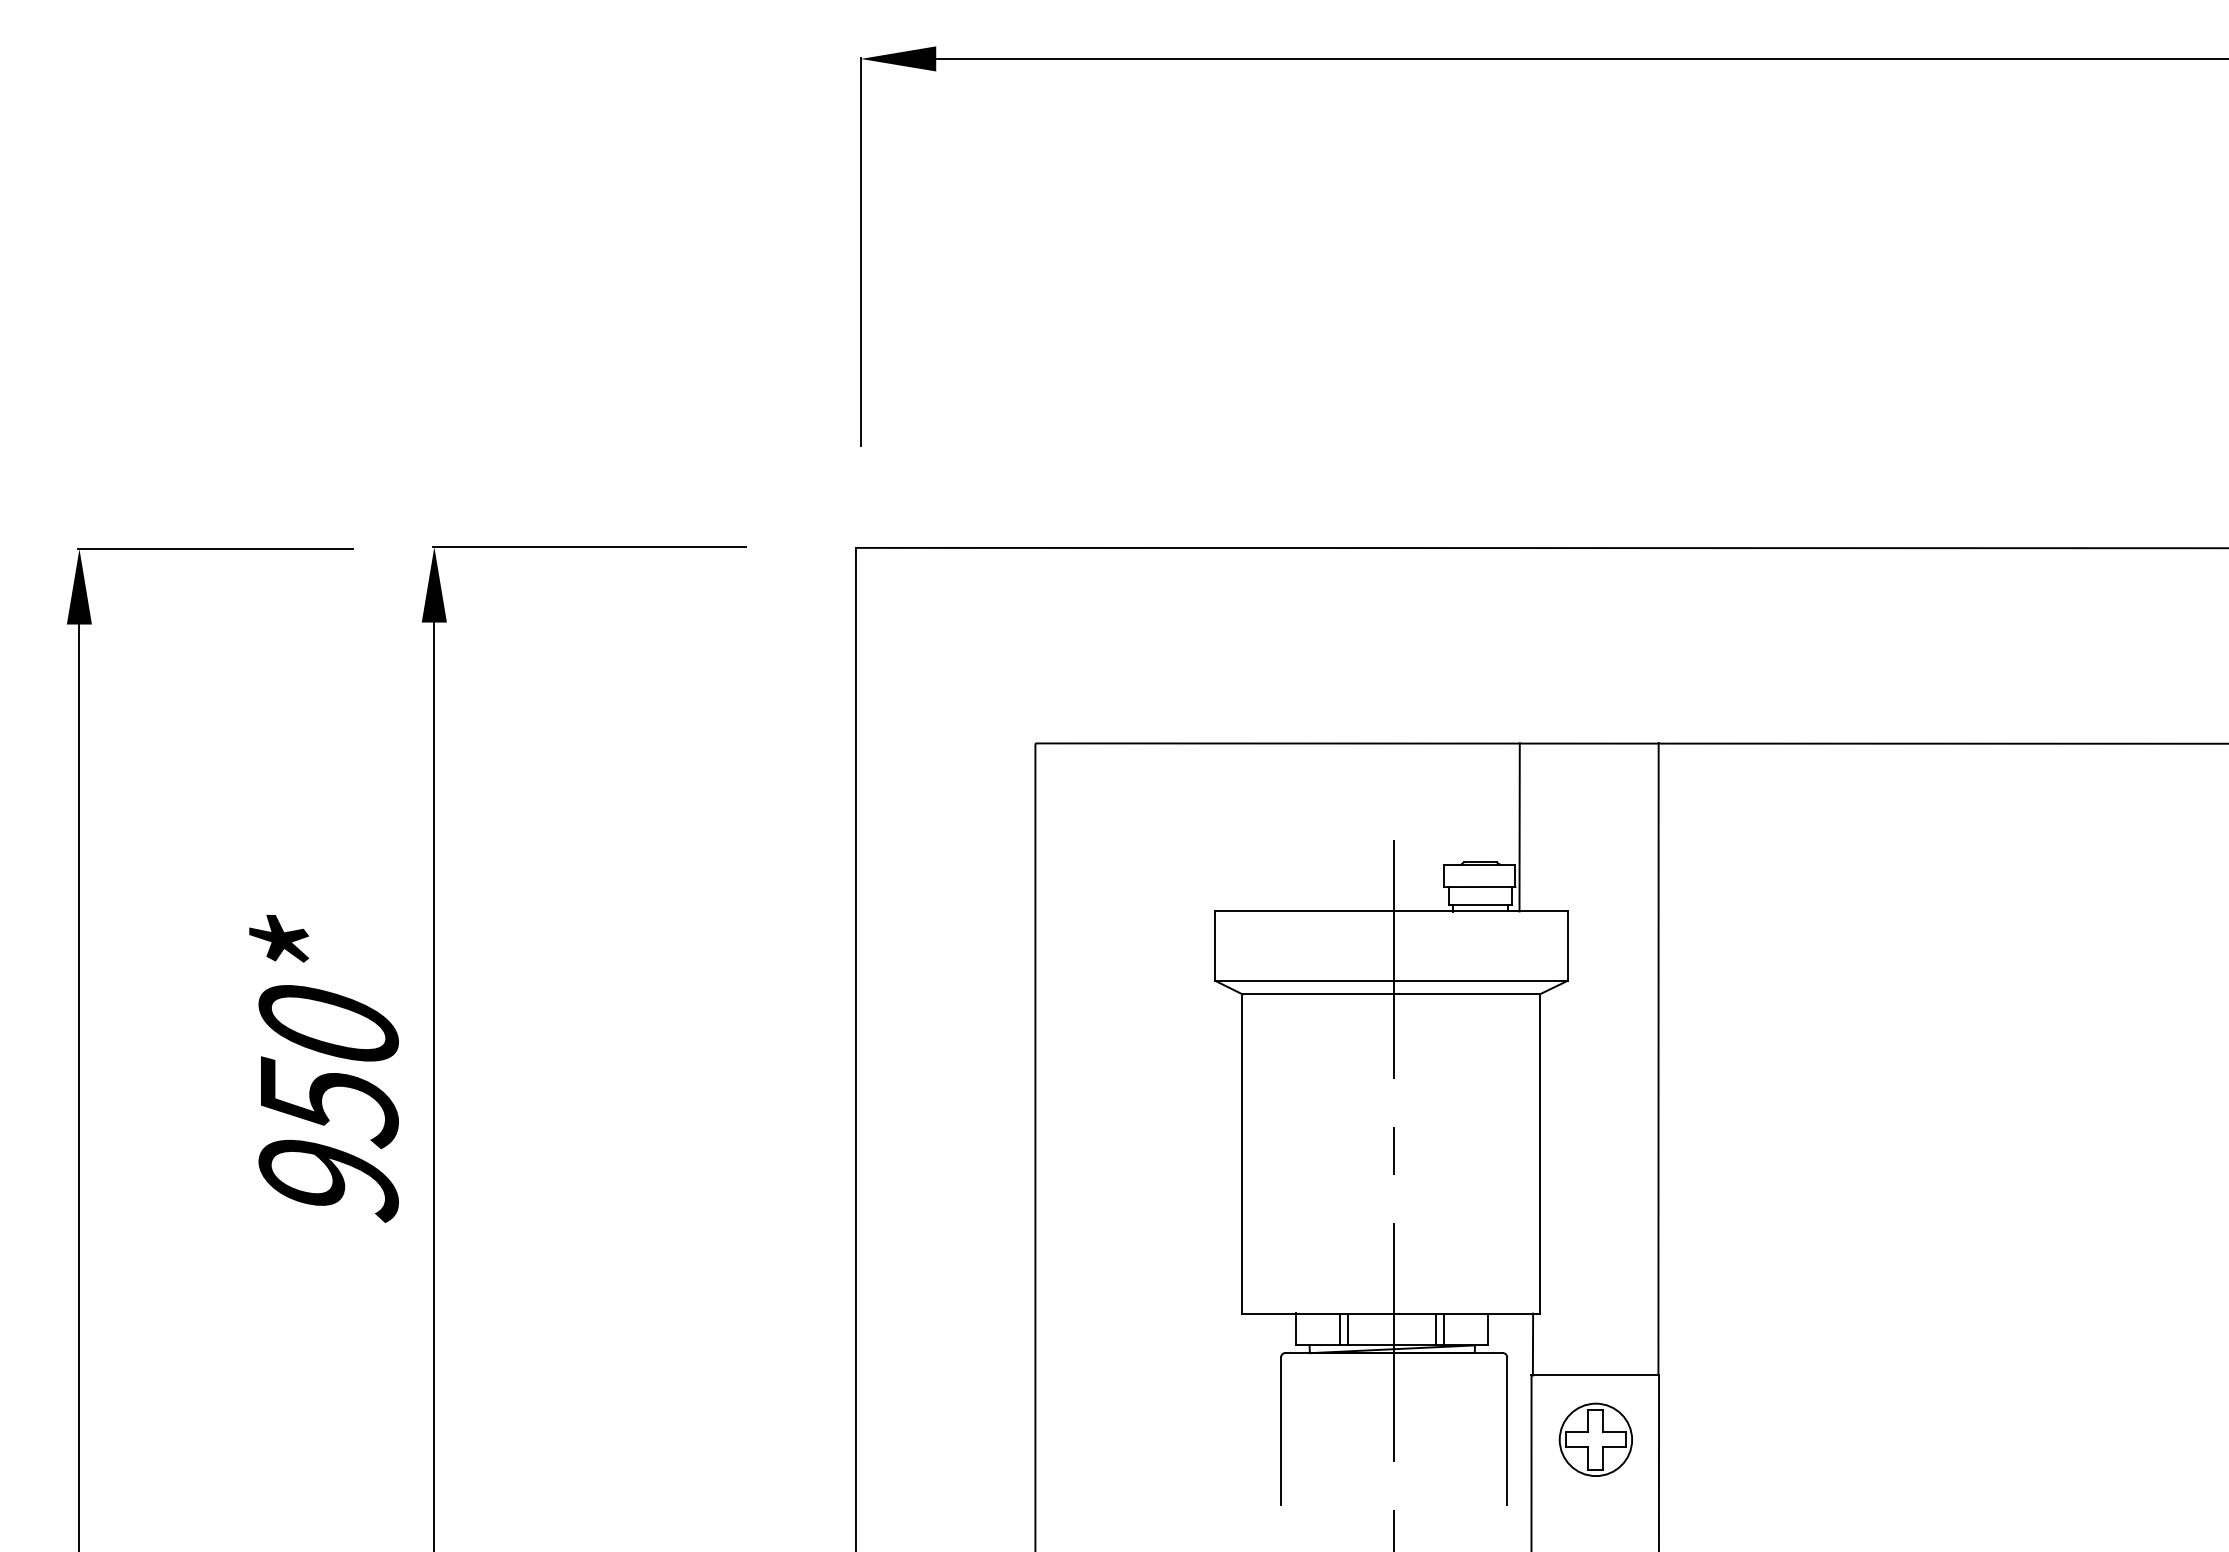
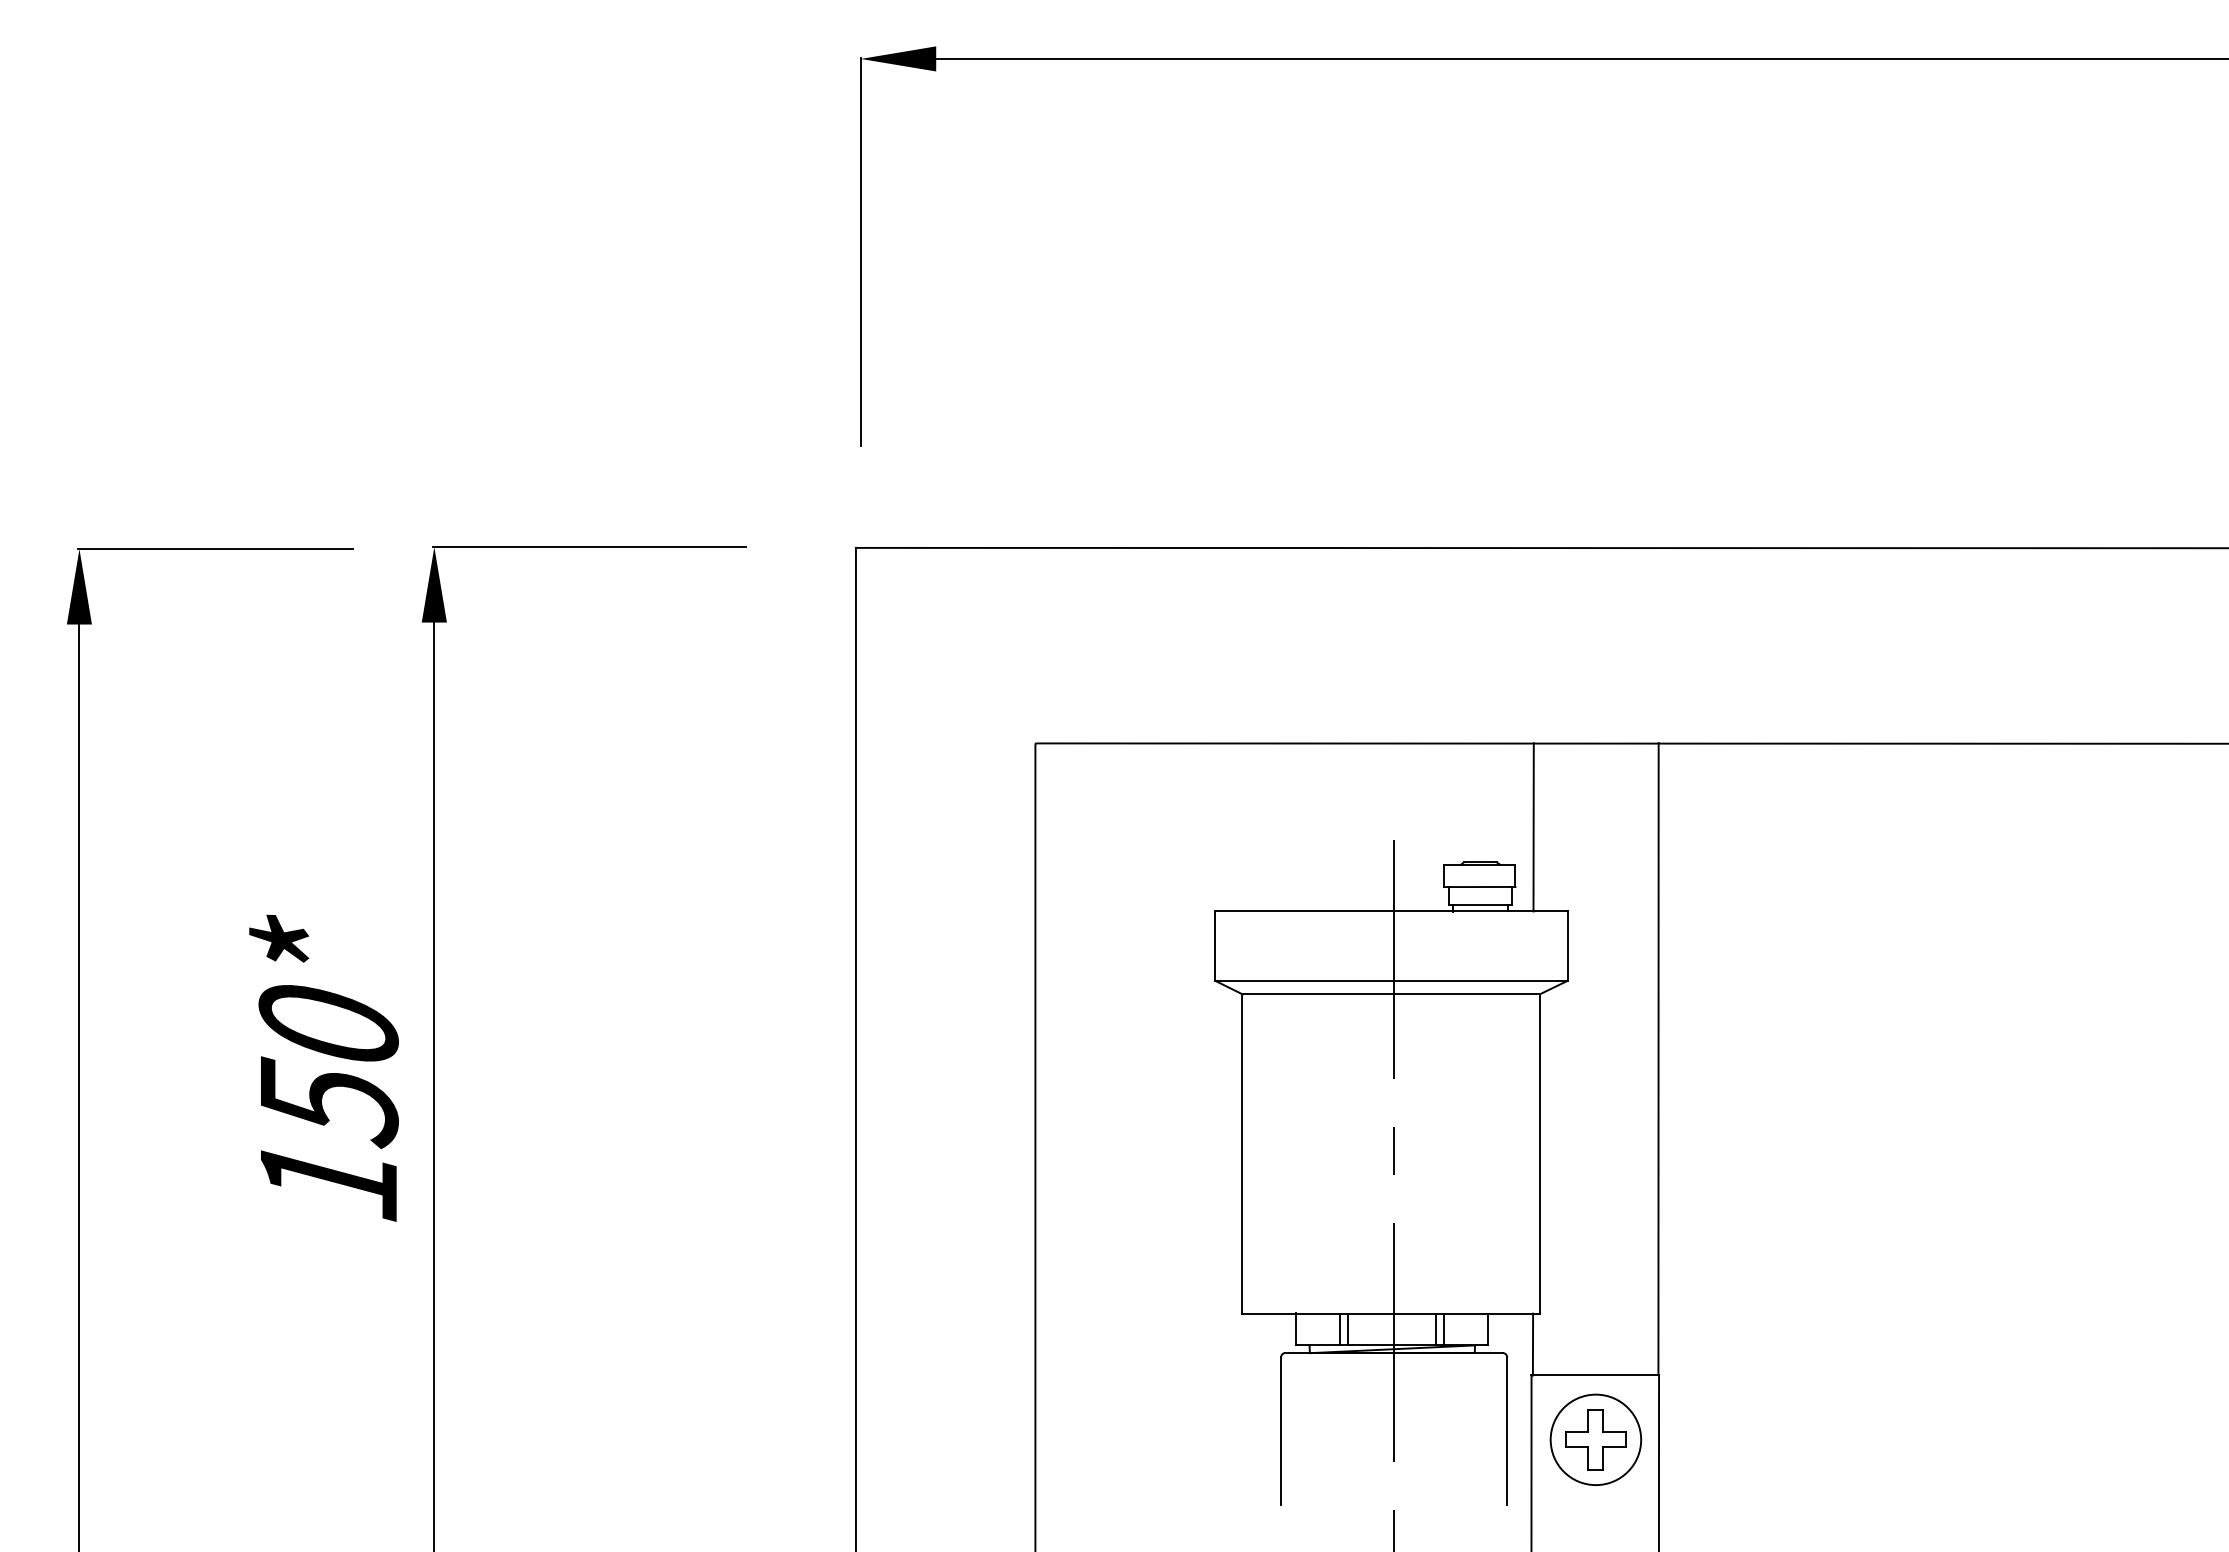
line position: (1519, 827) -> (1533, 827) (1533, 827)
text: 950* -> 150* (328, 1180)
circle diameter: 72 px -> 90 px (1595, 1439)
